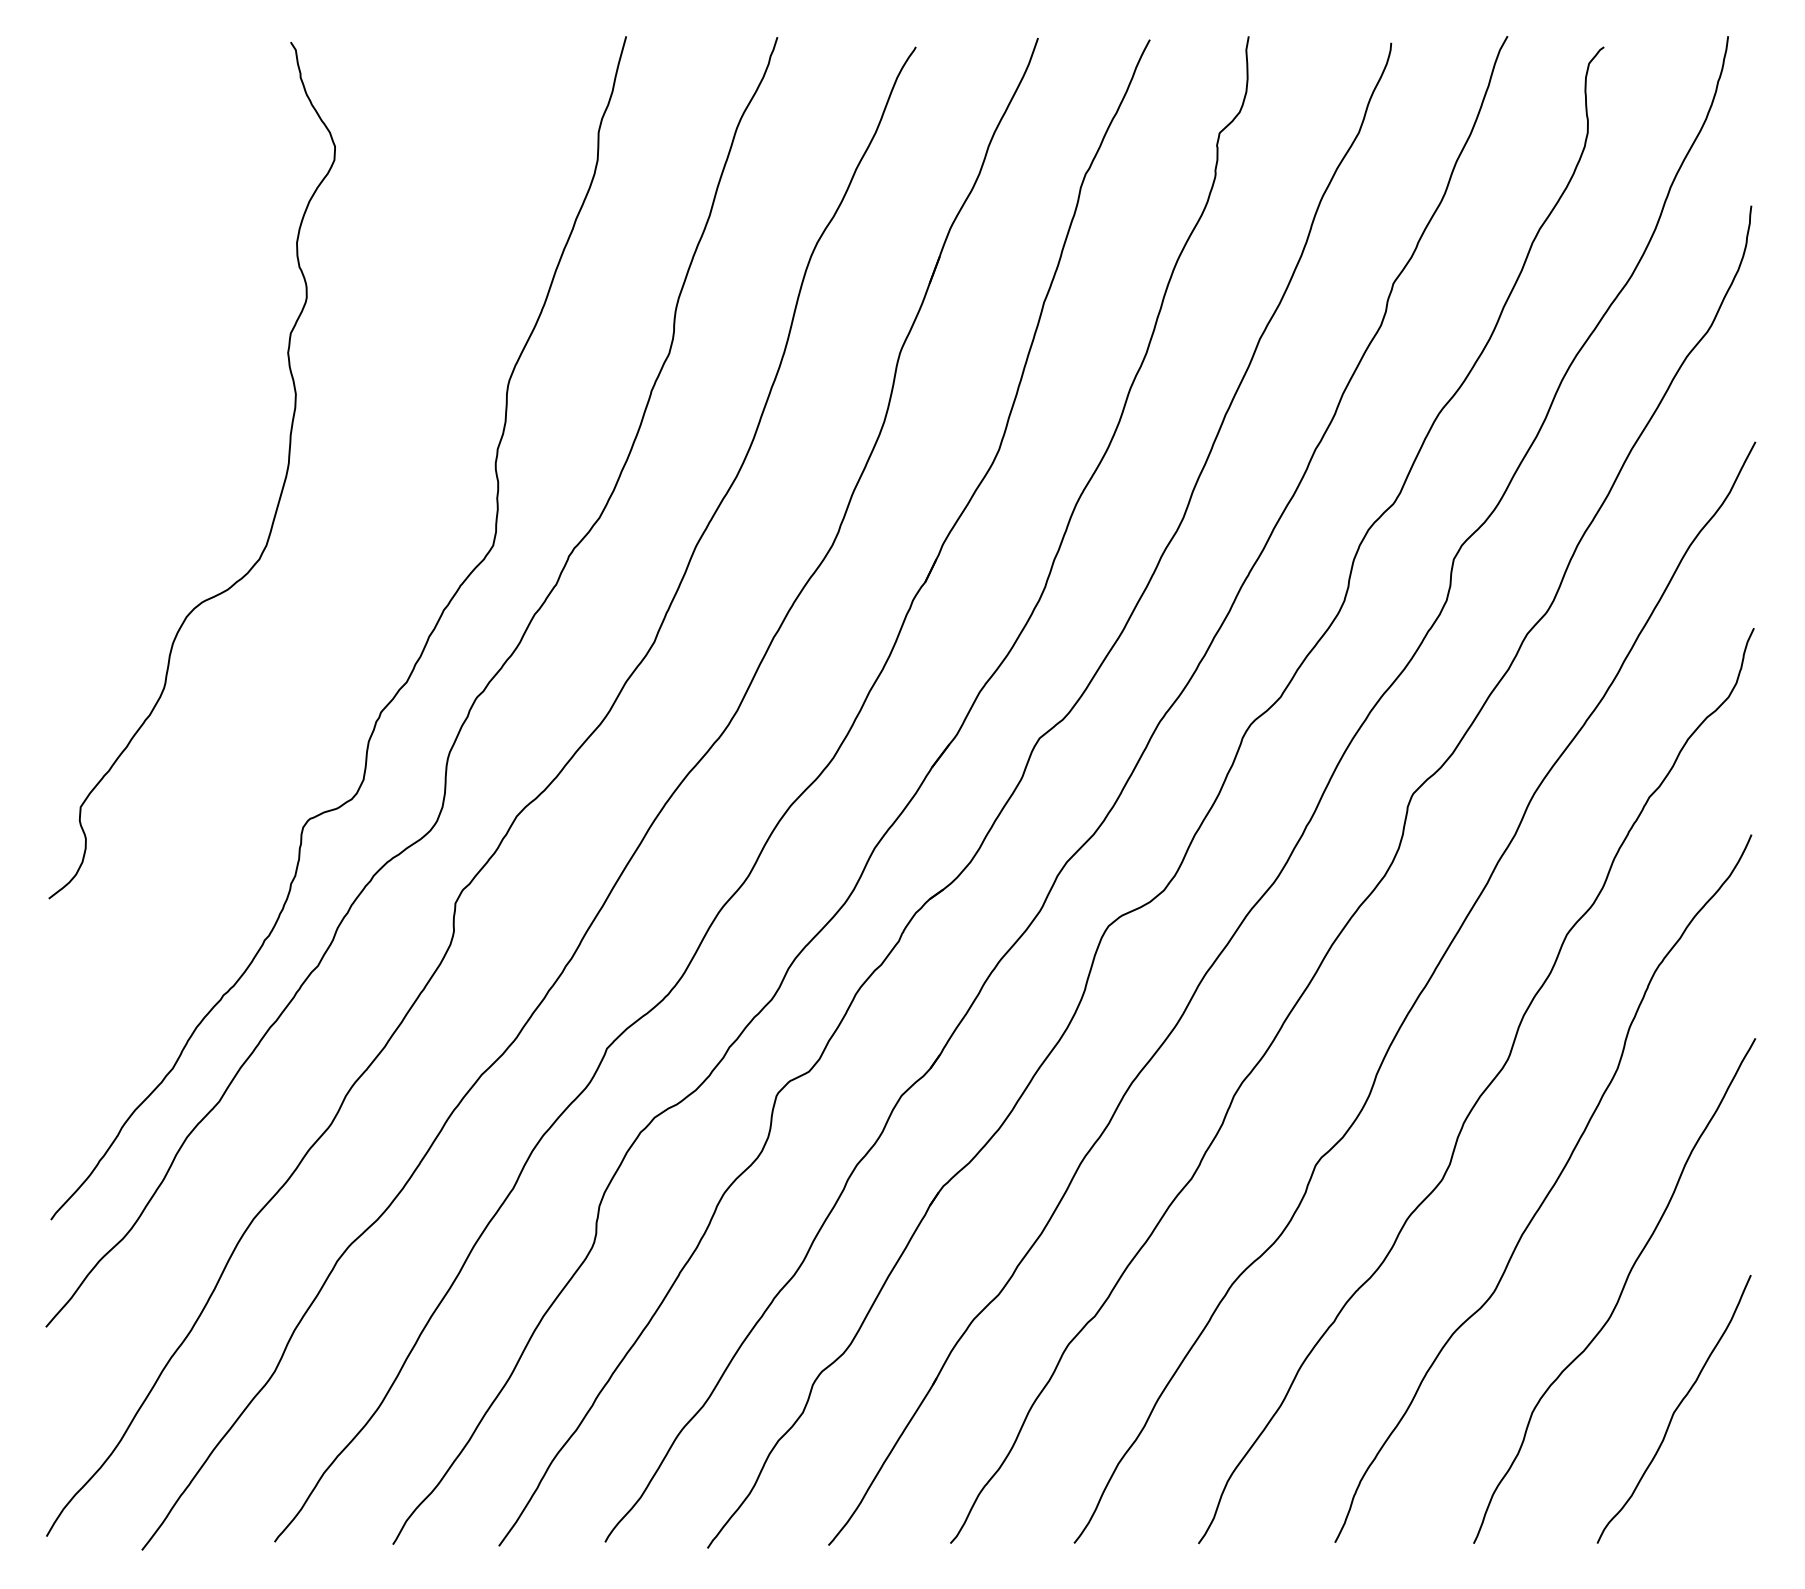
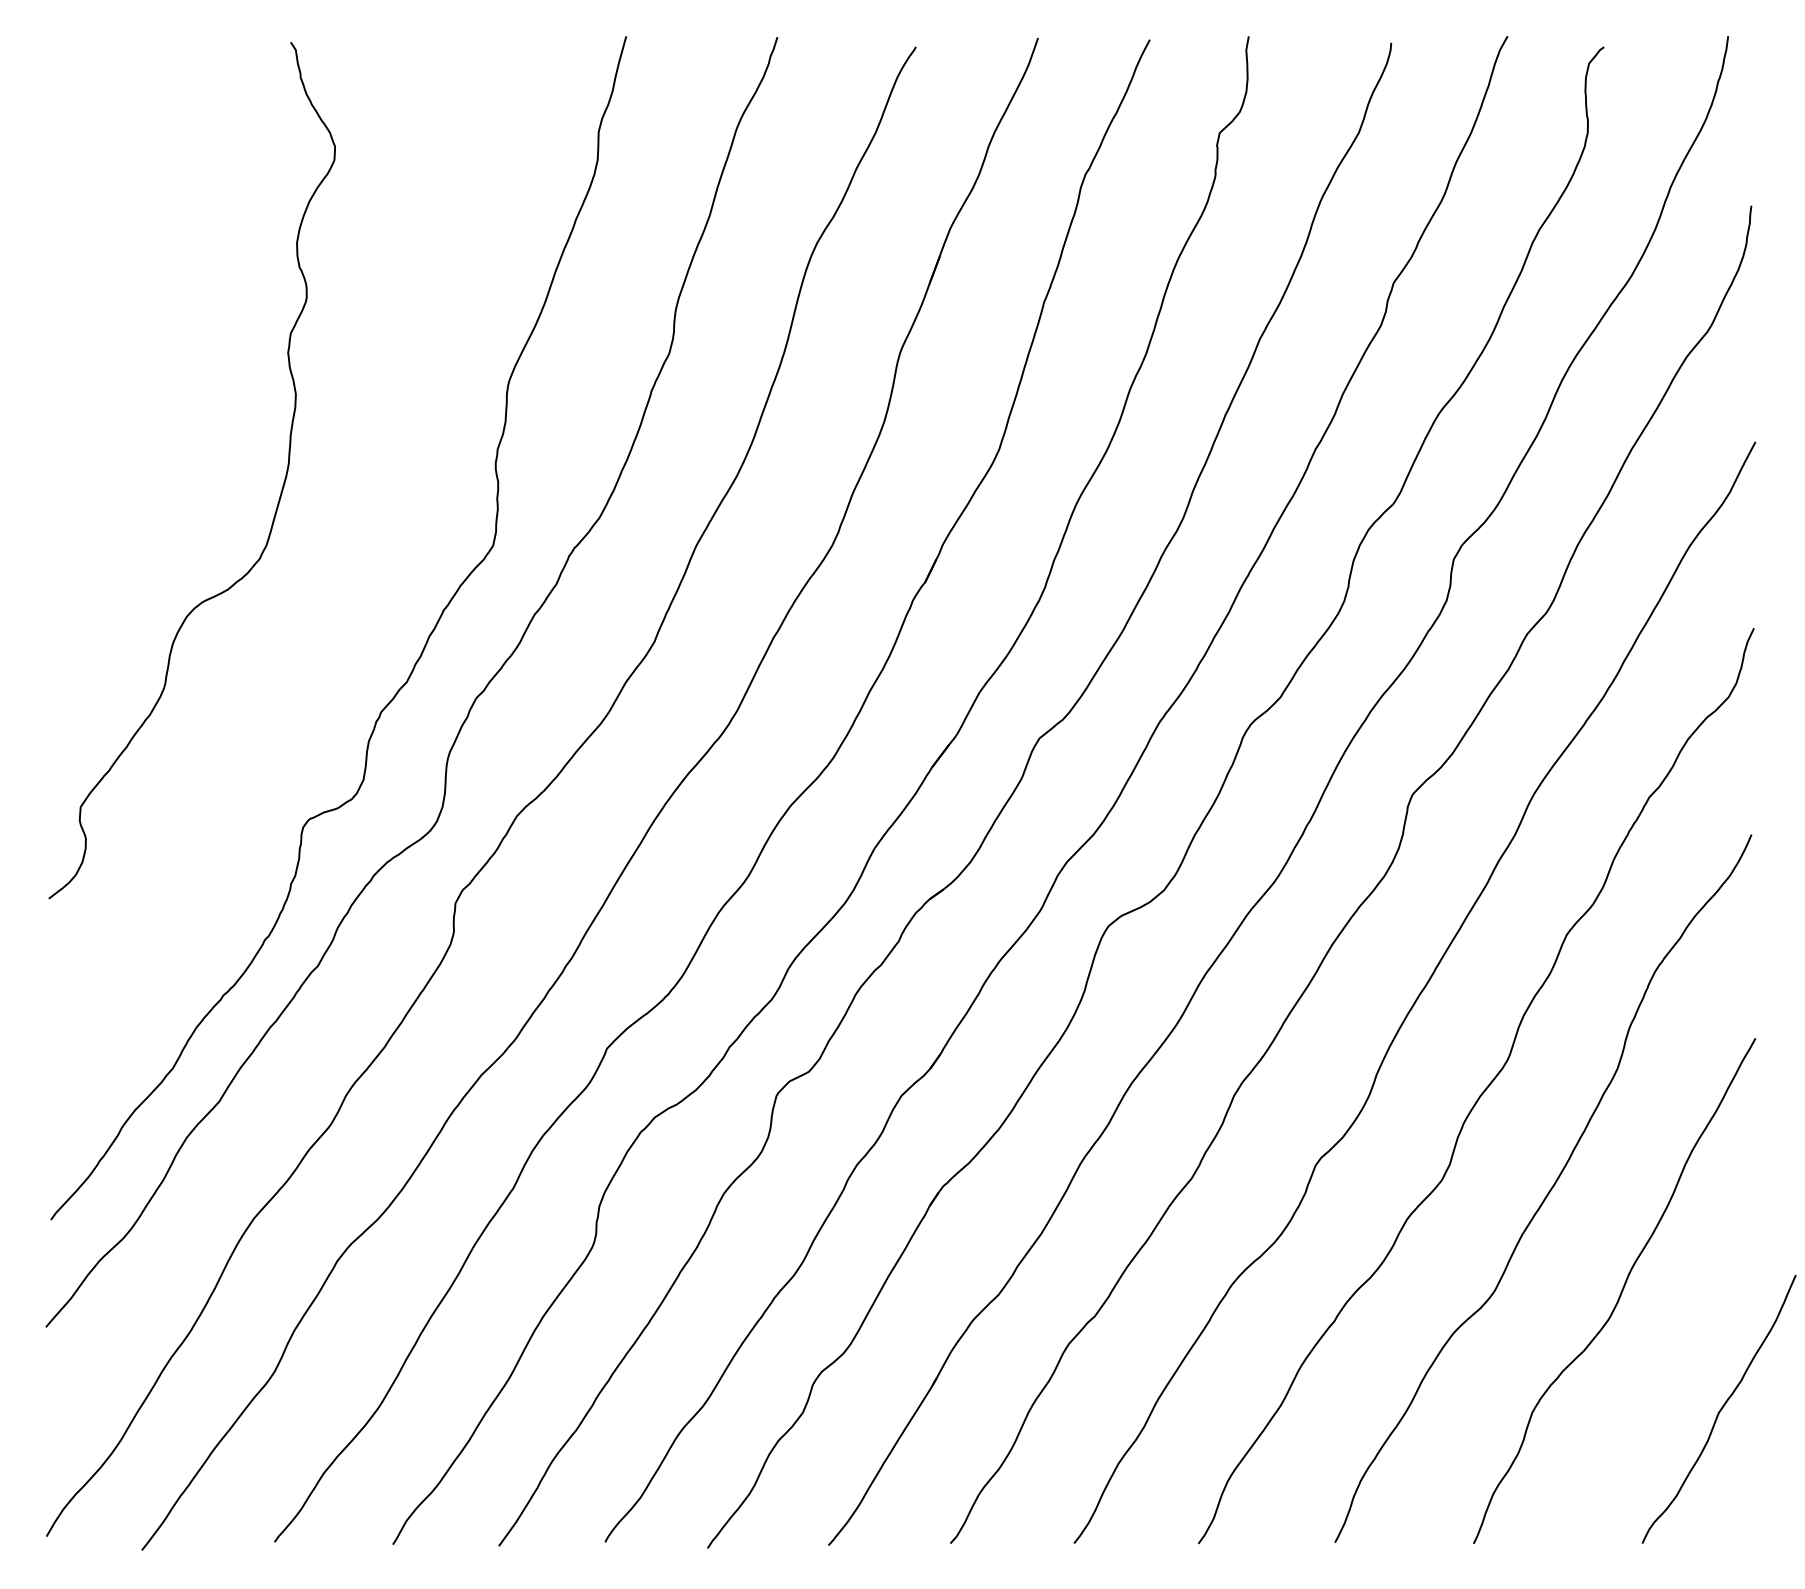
curve position: (1674, 1410) -> (1719, 1410) (1719, 1410)
